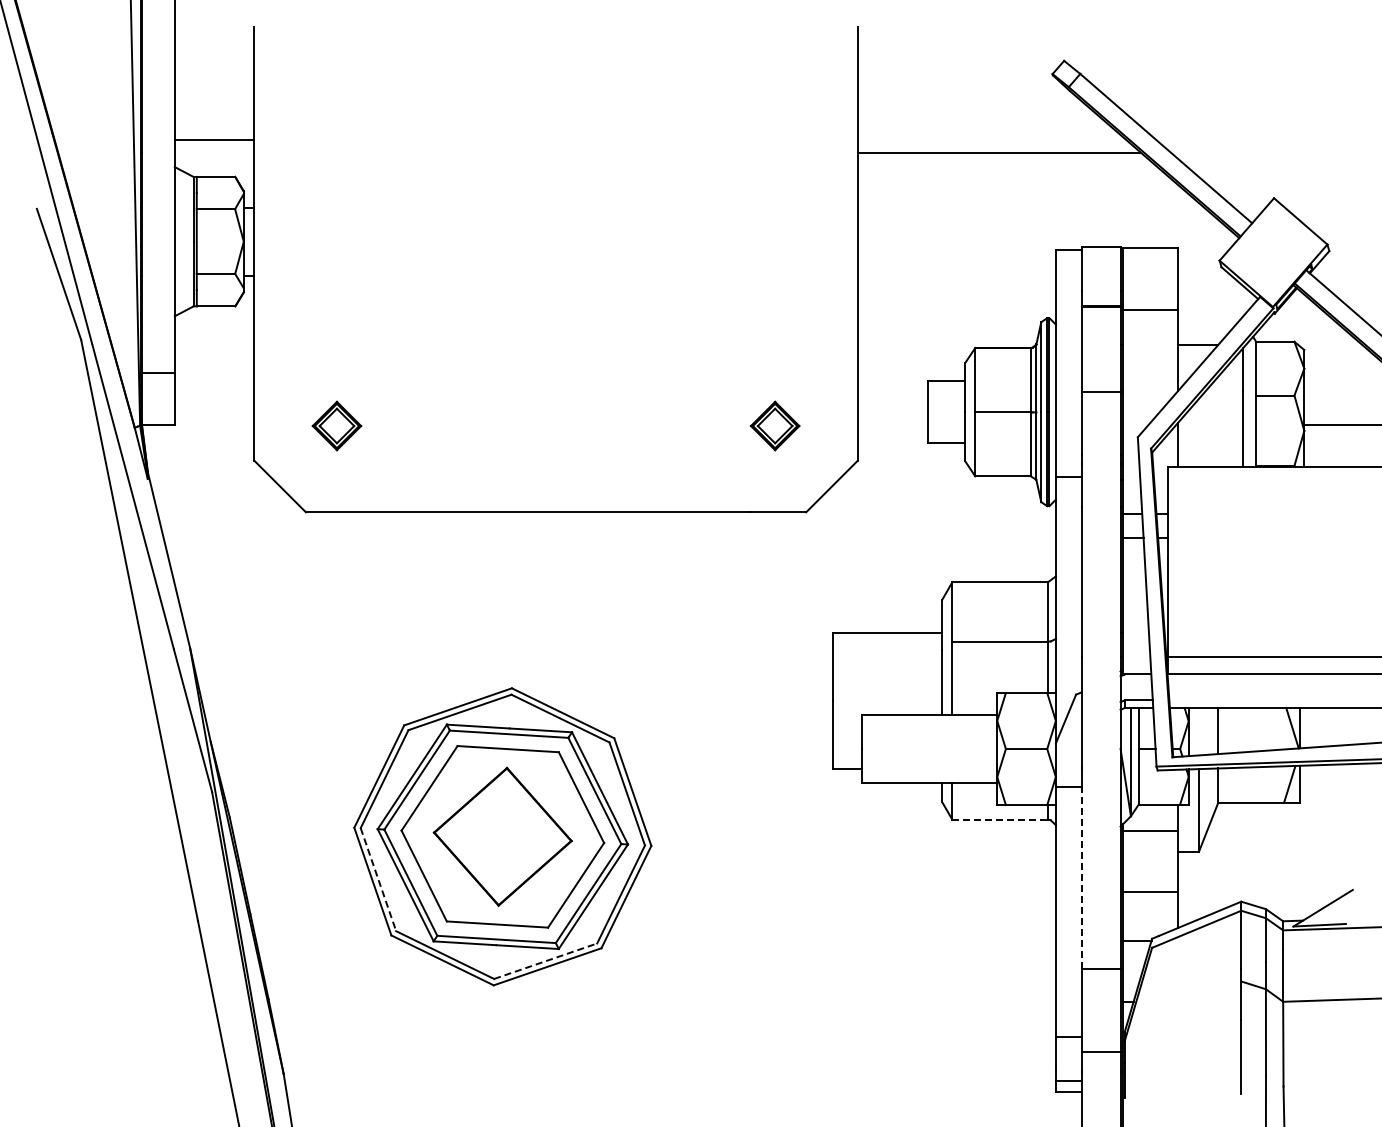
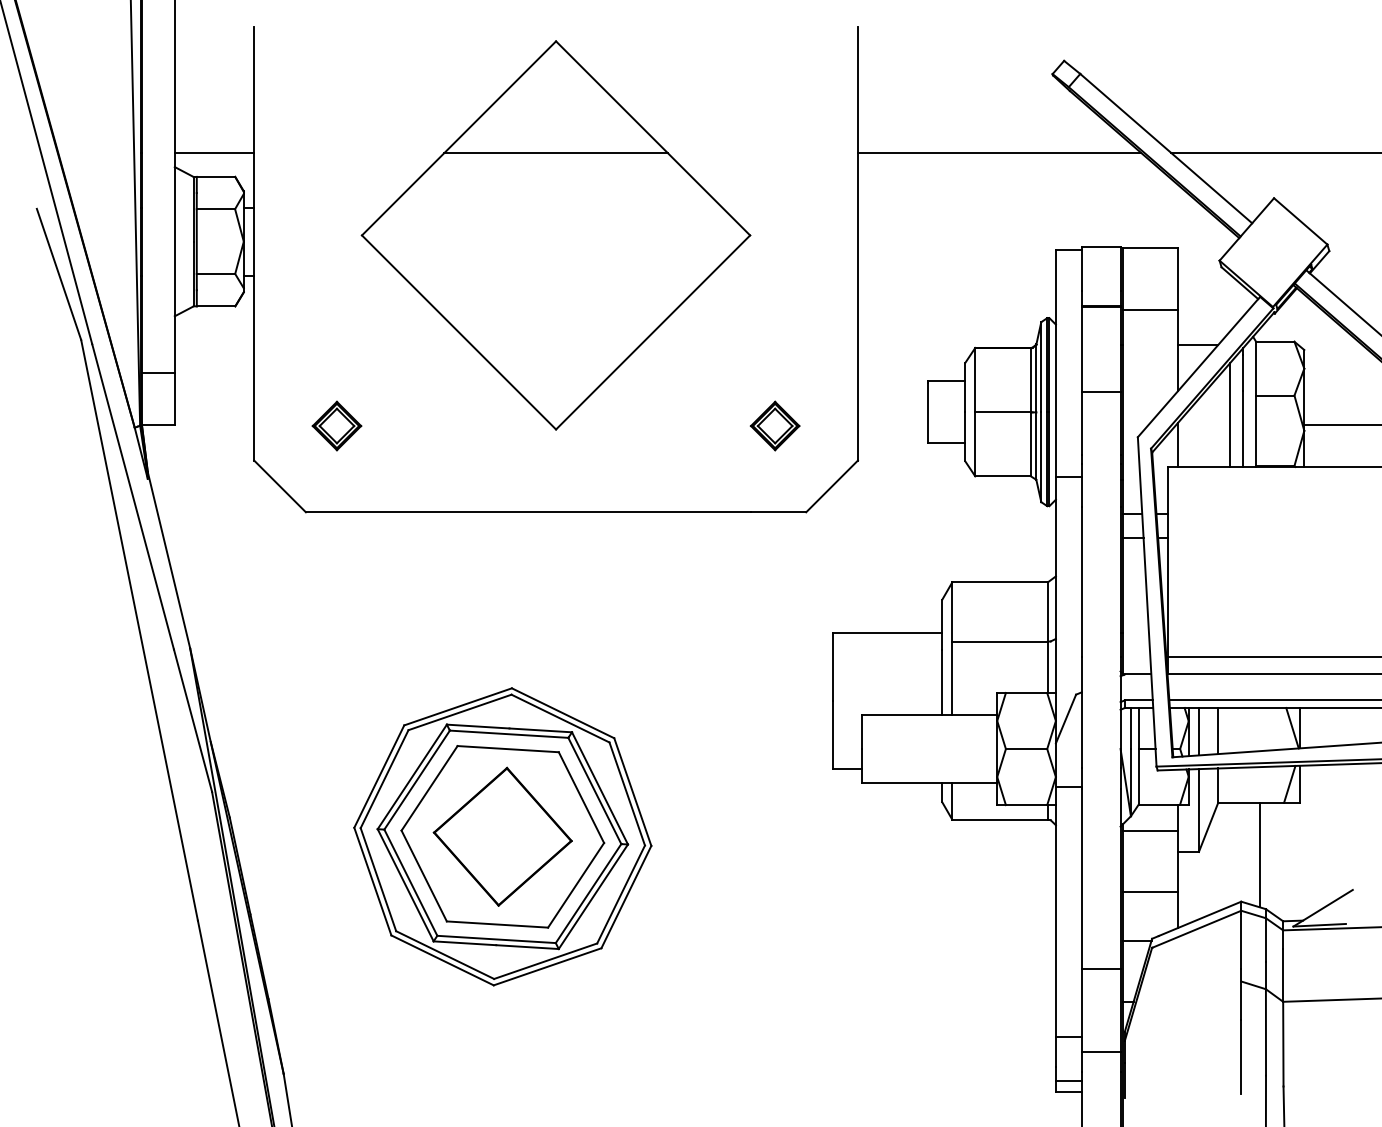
line position: (214, 140) -> (214, 153) (214, 153)
line: none -> present (1274, 153)
part: none -> present (555, 235)
line: none -> present (1230, 414)
line: none -> present (1273, 700)
line: none -> present (1198, 731)
line: dashed -> solid (1000, 819)
line: none -> present (1260, 854)
line: dashed -> solid (1081, 878)
line: dashed -> solid (378, 880)
line: dashed -> solid (546, 961)
